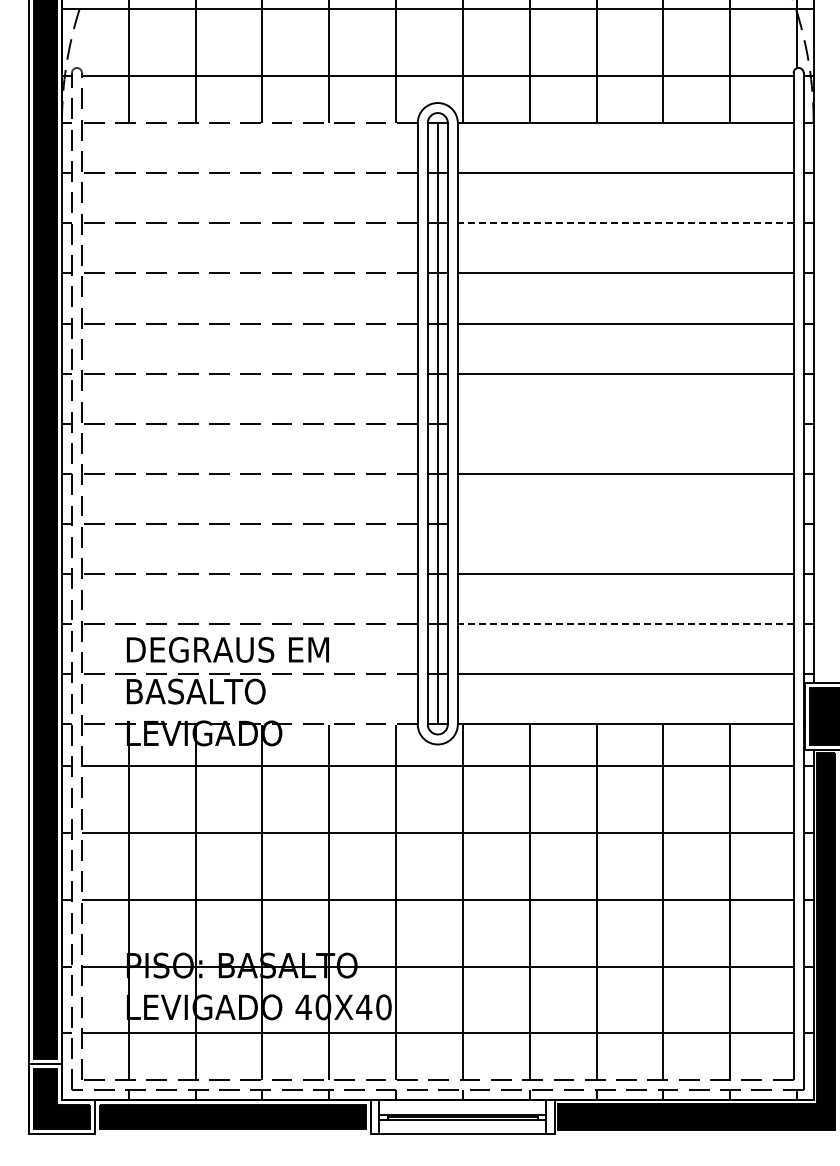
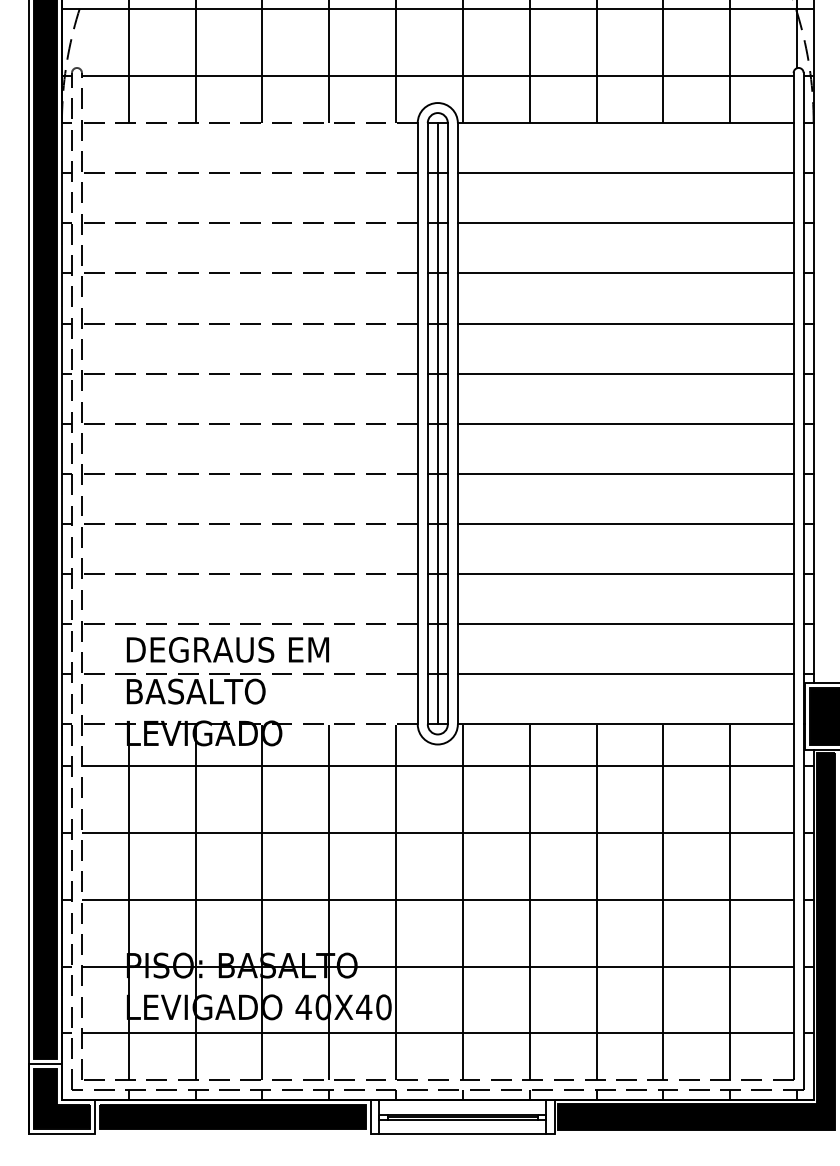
line: dashed -> solid (625, 223)
line: none -> present (625, 423)
line: none -> present (625, 523)
line: dashed -> solid (625, 624)
